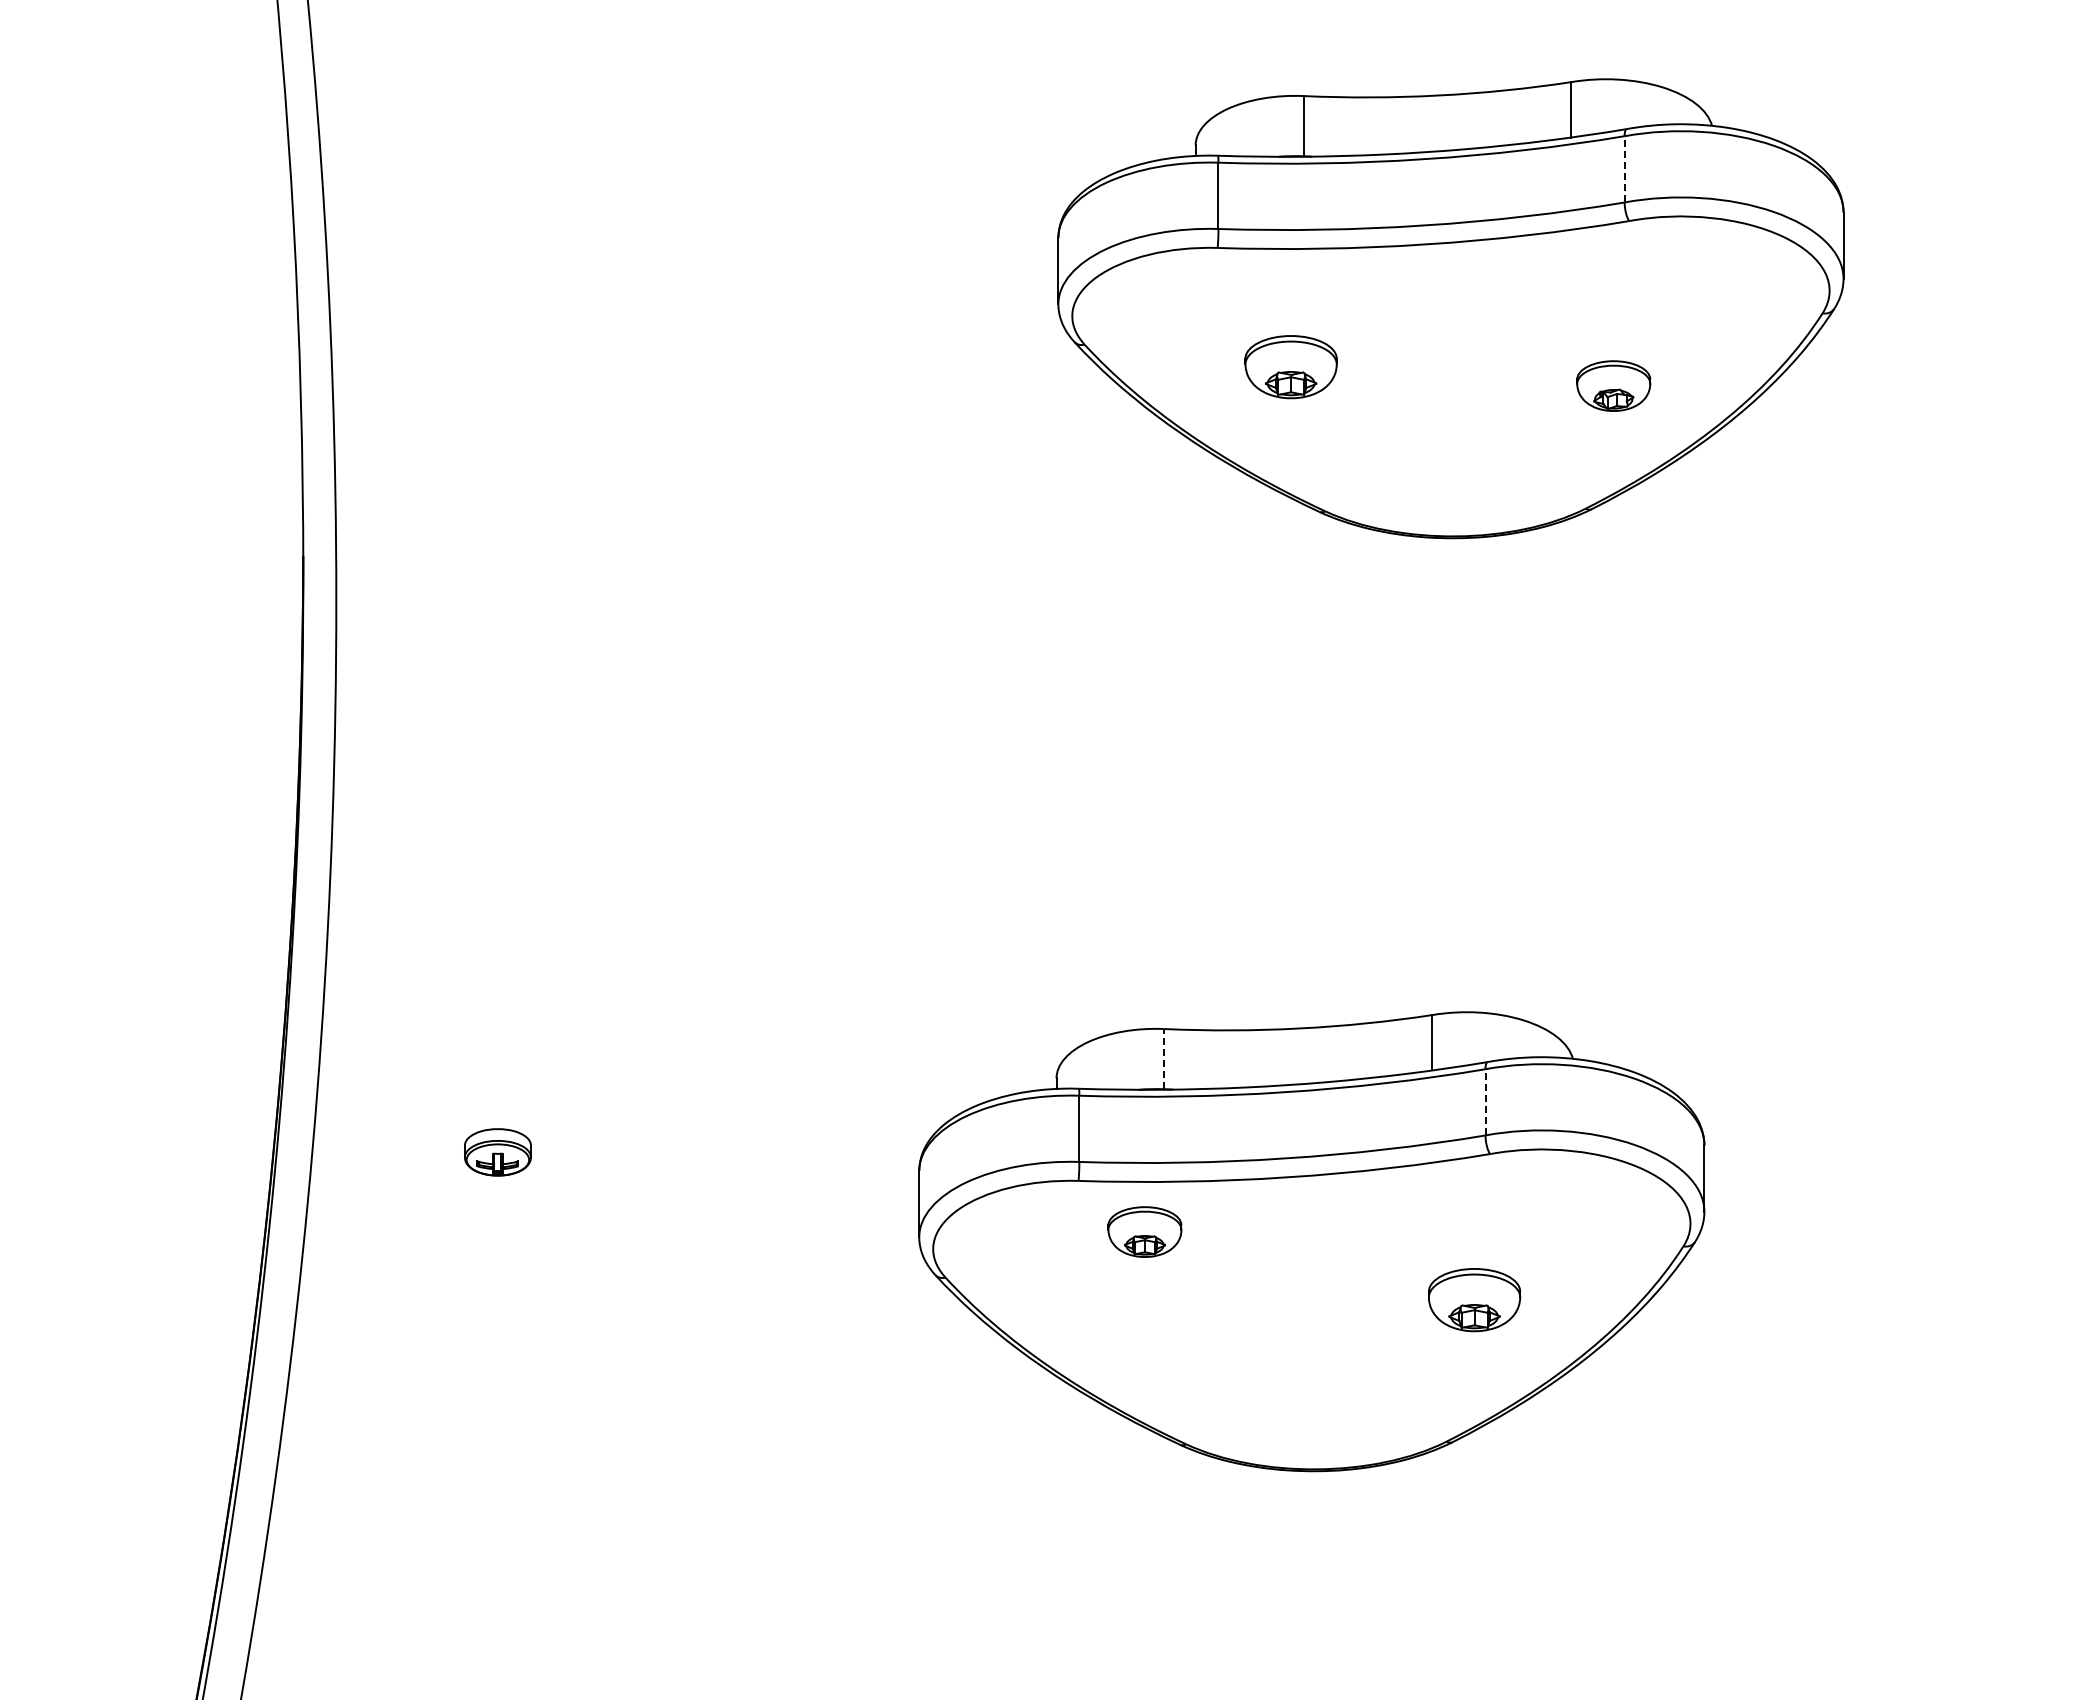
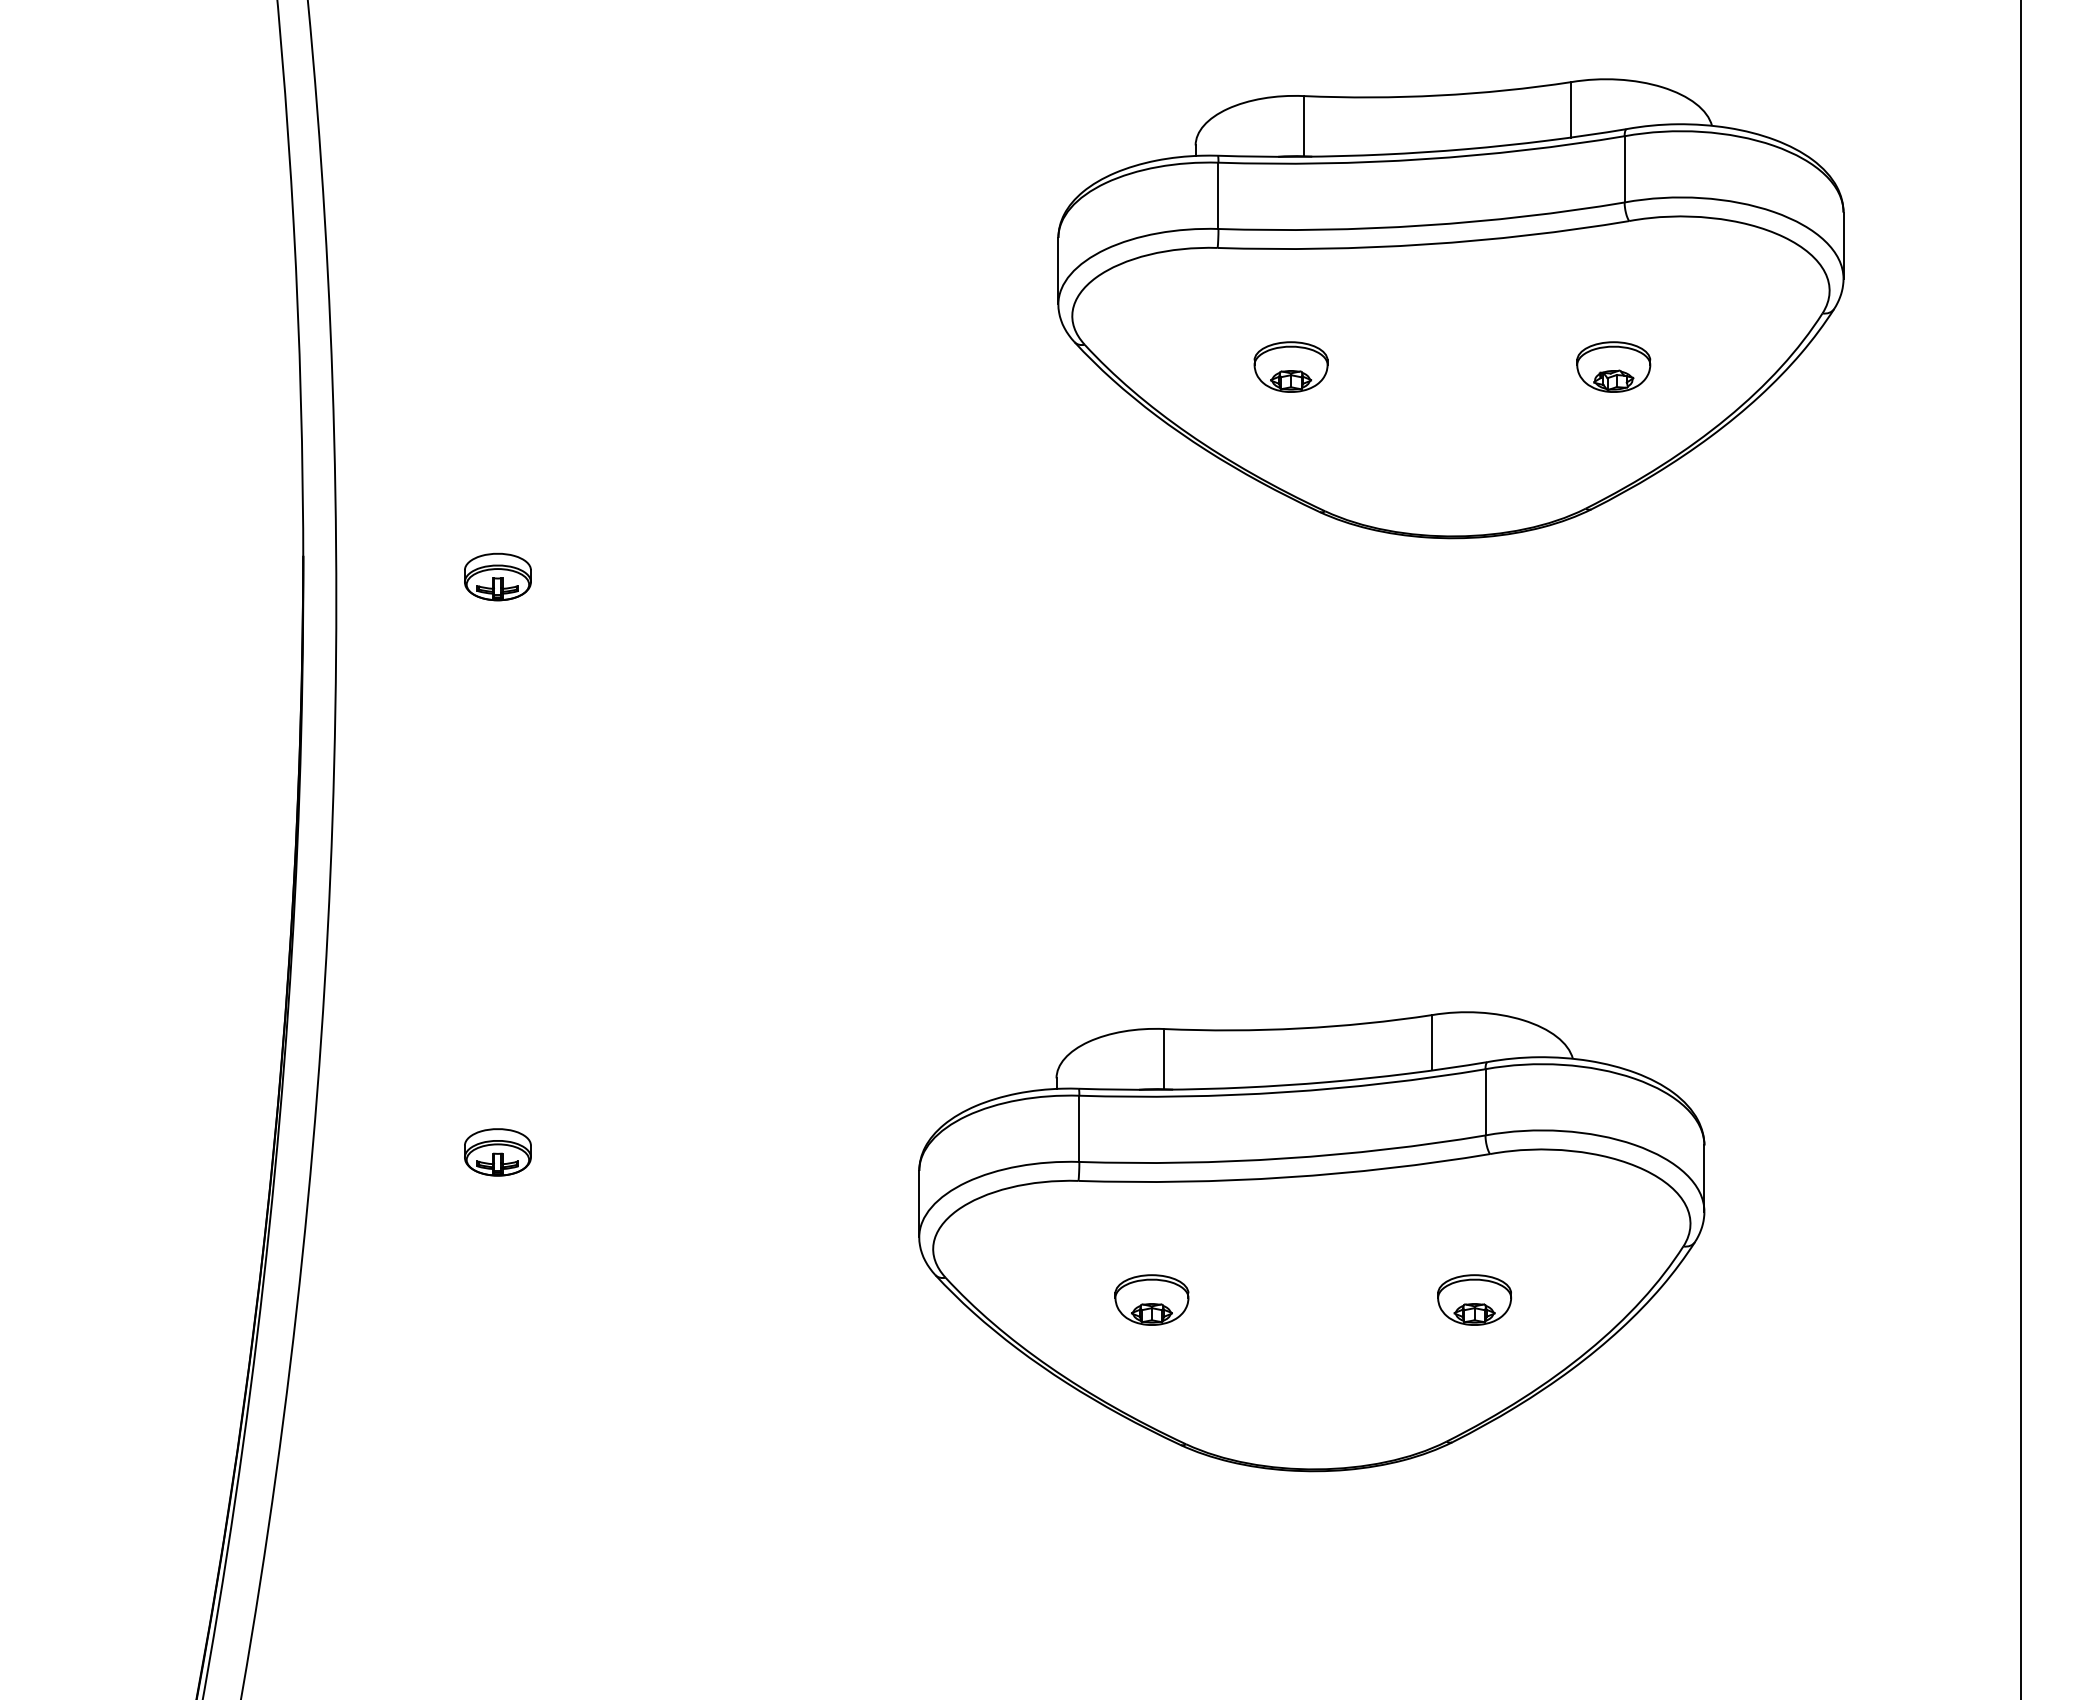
line: dashed -> solid (1624, 168)
part size: 94x65 px -> 76x52 px (1290, 366)
part position: (1613, 385) -> (1613, 366) (1613, 366)
part: none -> present (497, 576)
line: none -> present (2021, 849)
line: dashed -> solid (1164, 1058)
line: dashed -> solid (1485, 1101)
part position: (1144, 1231) -> (1151, 1299) (1151, 1299)
part size: 94x65 px -> 76x52 px (1474, 1299)
